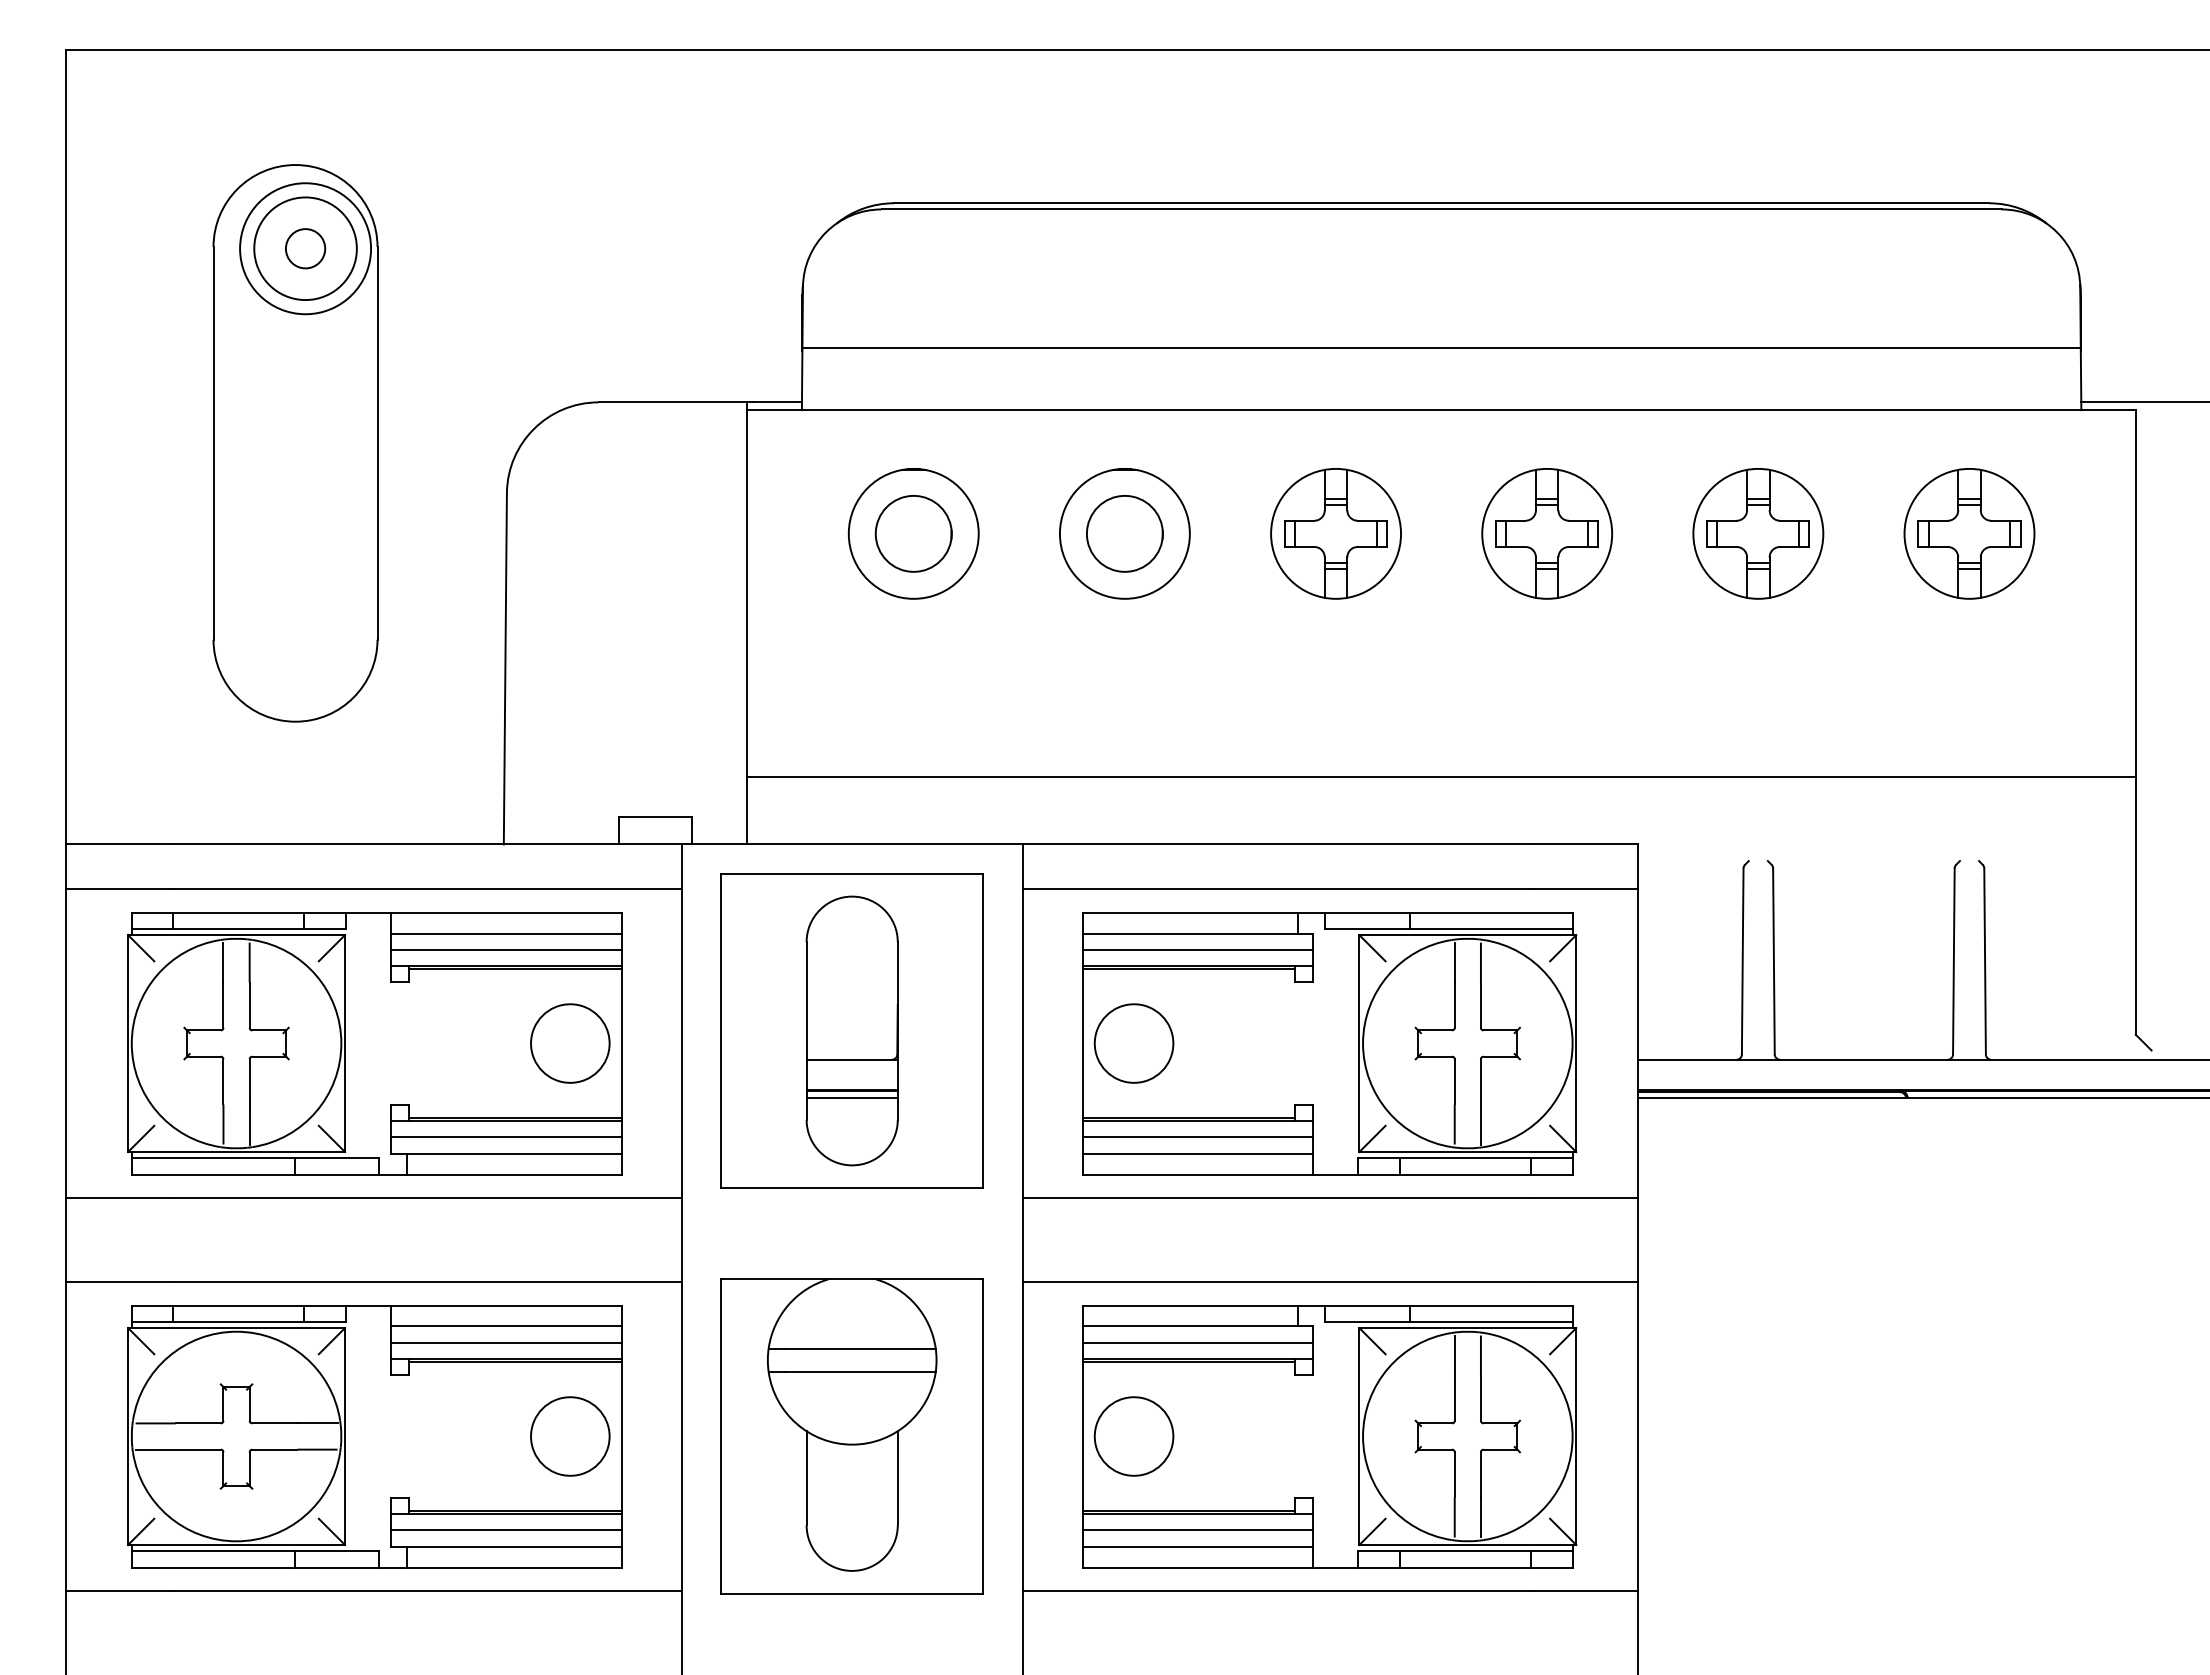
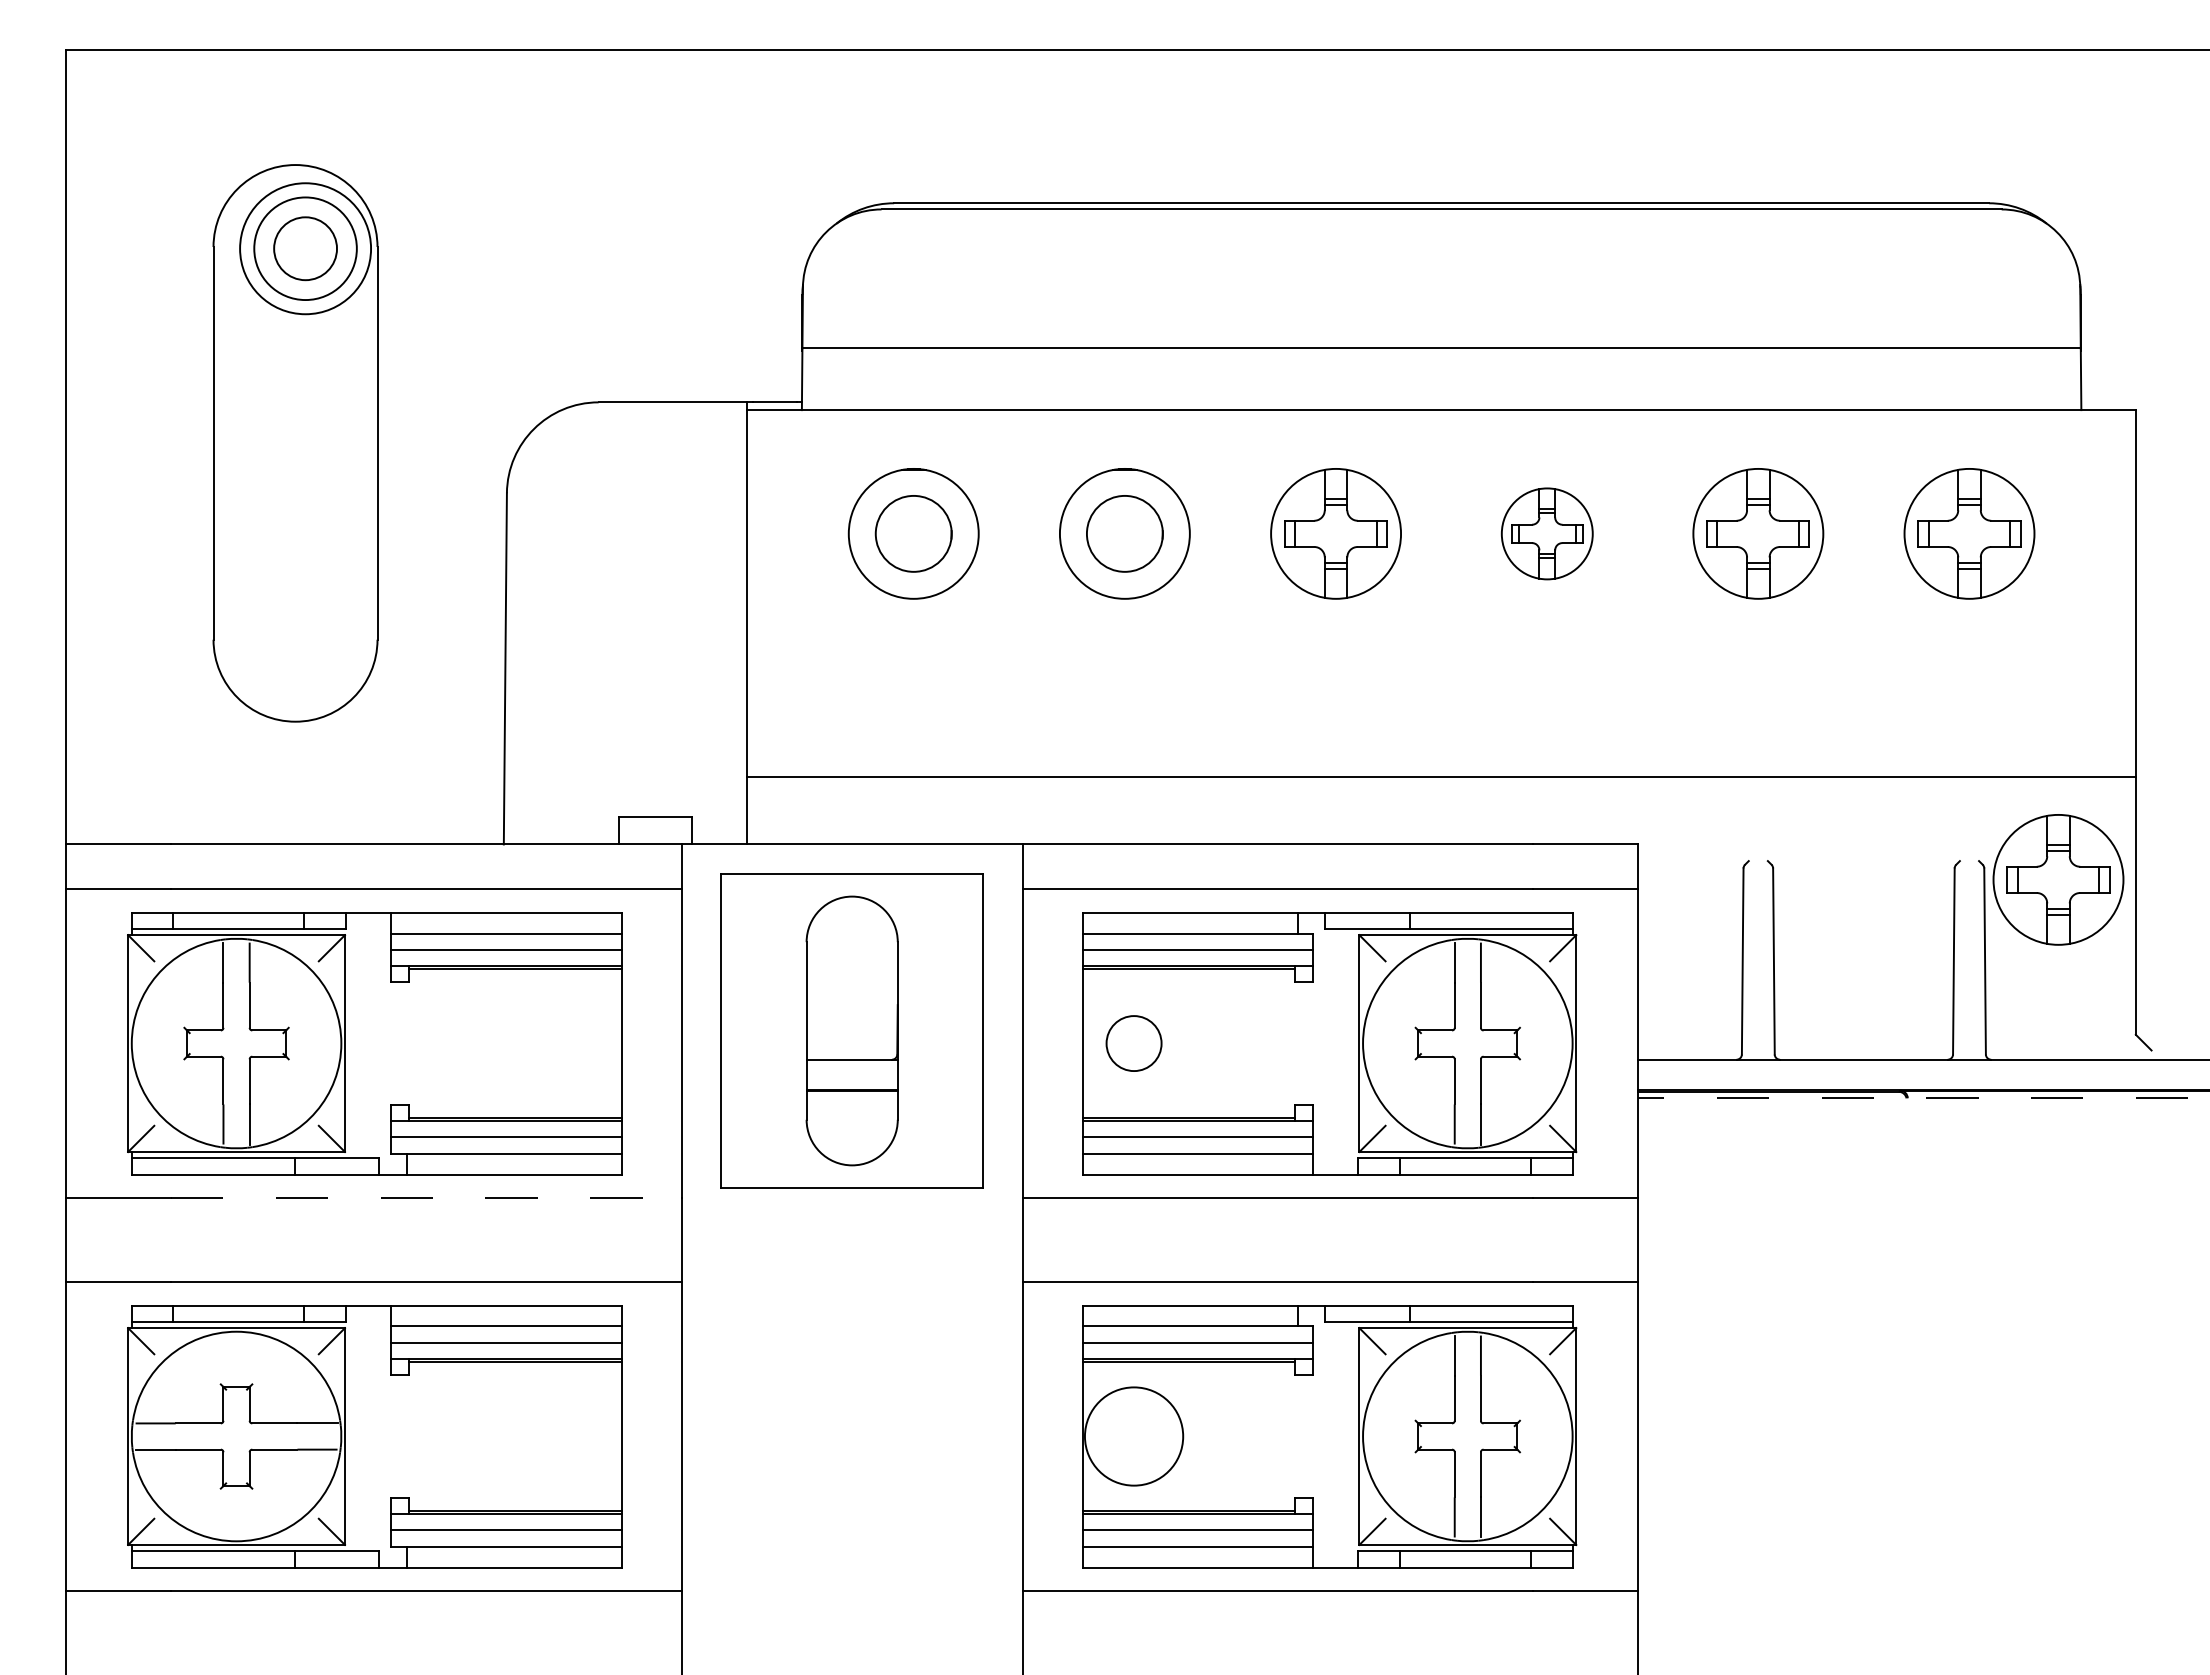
circle diameter: 39 px -> 63 px (305, 248)
line: present -> none (2143, 402)
part size: 133x132 px -> 94x94 px (1546, 533)
part: none -> present (2058, 879)
circle: present -> none (570, 1043)
circle diameter: 79 px -> 55 px (1133, 1043)
line: present -> none (851, 1098)
line: solid -> dashed (1923, 1098)
line: solid -> dashed (426, 1198)
circle: present -> none (570, 1436)
part: present -> none (851, 1436)
circle diameter: 79 px -> 98 px (1133, 1436)
